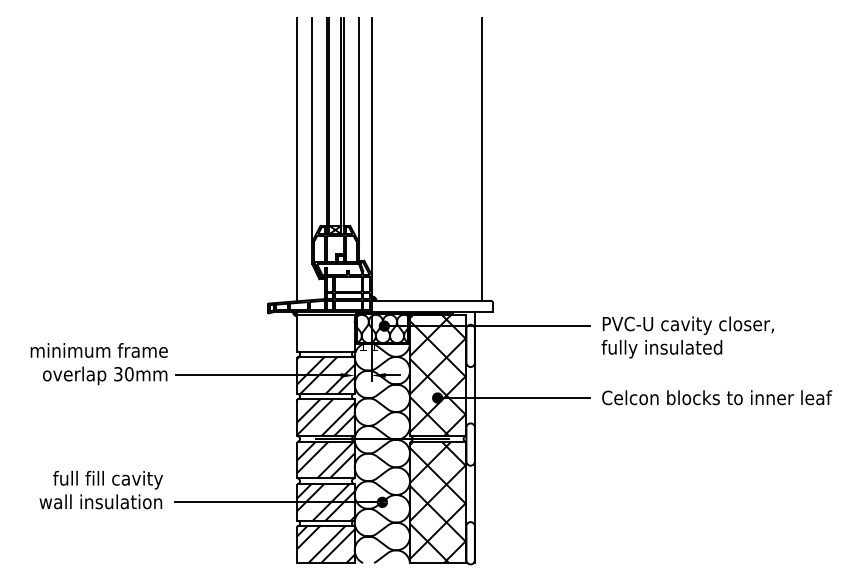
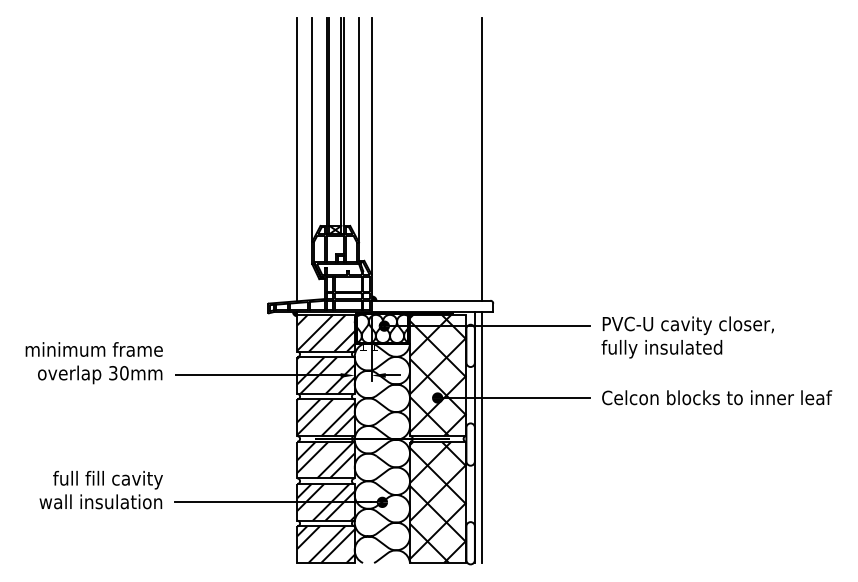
hatch: none -> present (325, 332)
text position: (98, 364) -> (93, 363) (93, 363)
line: none -> present (481, 437)
